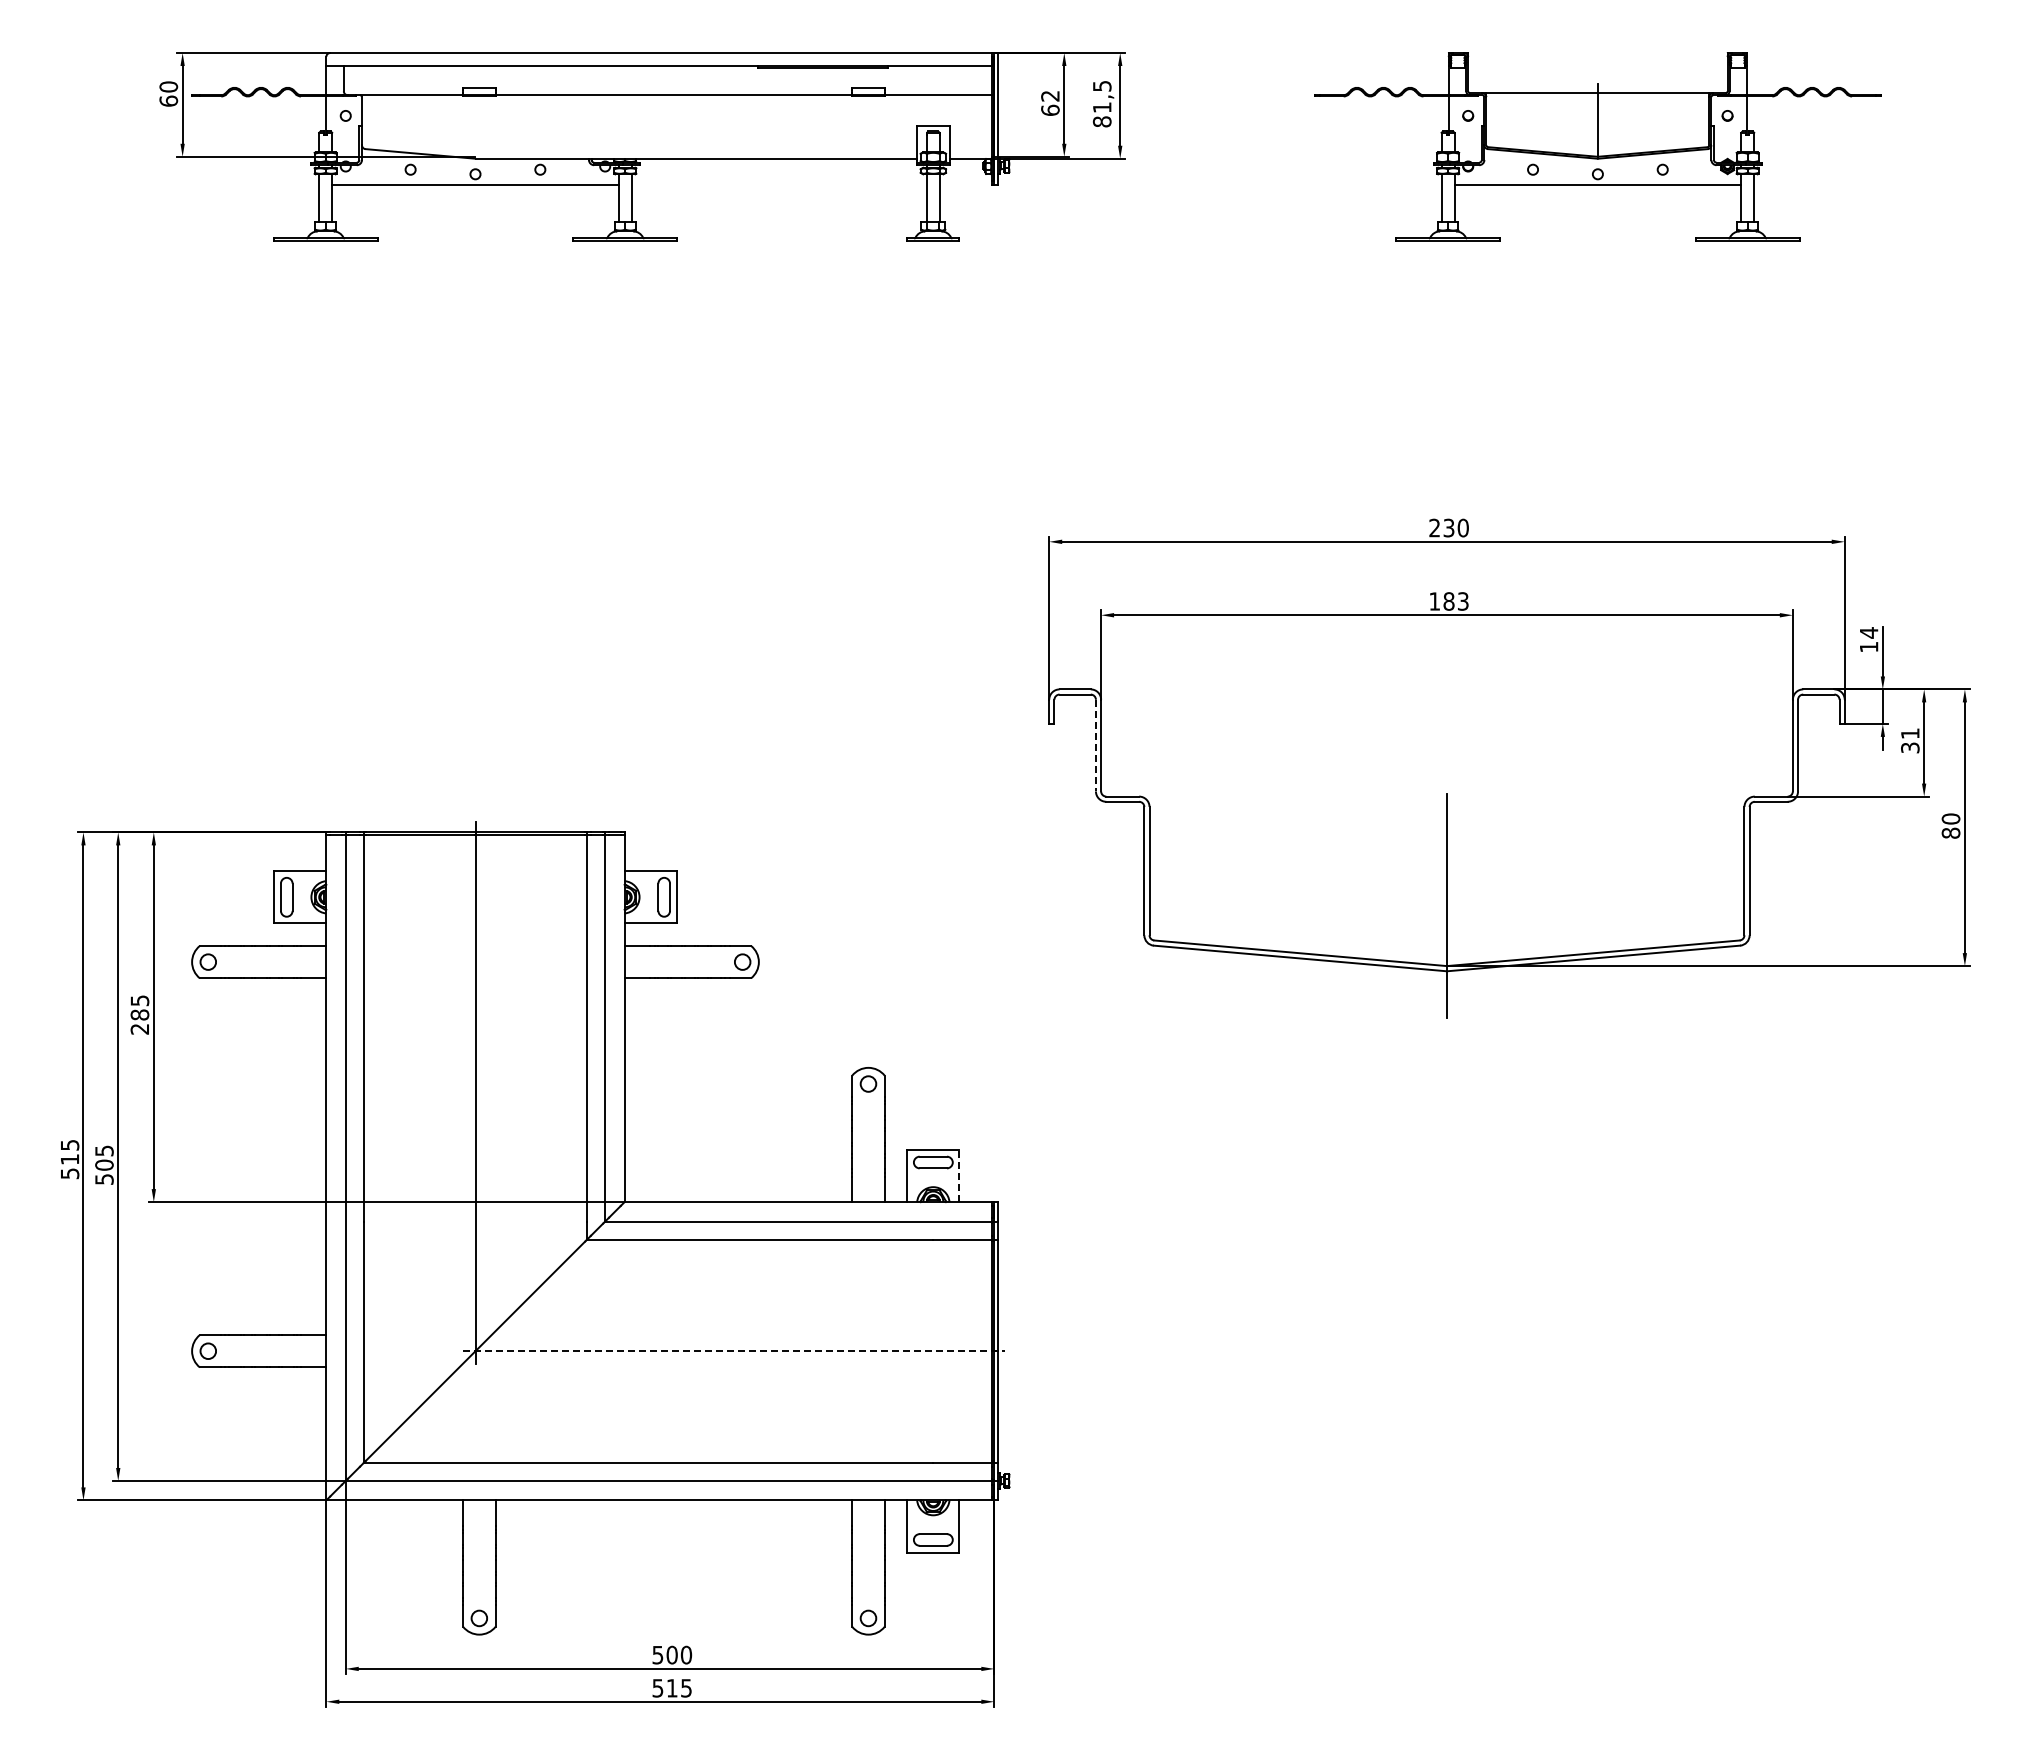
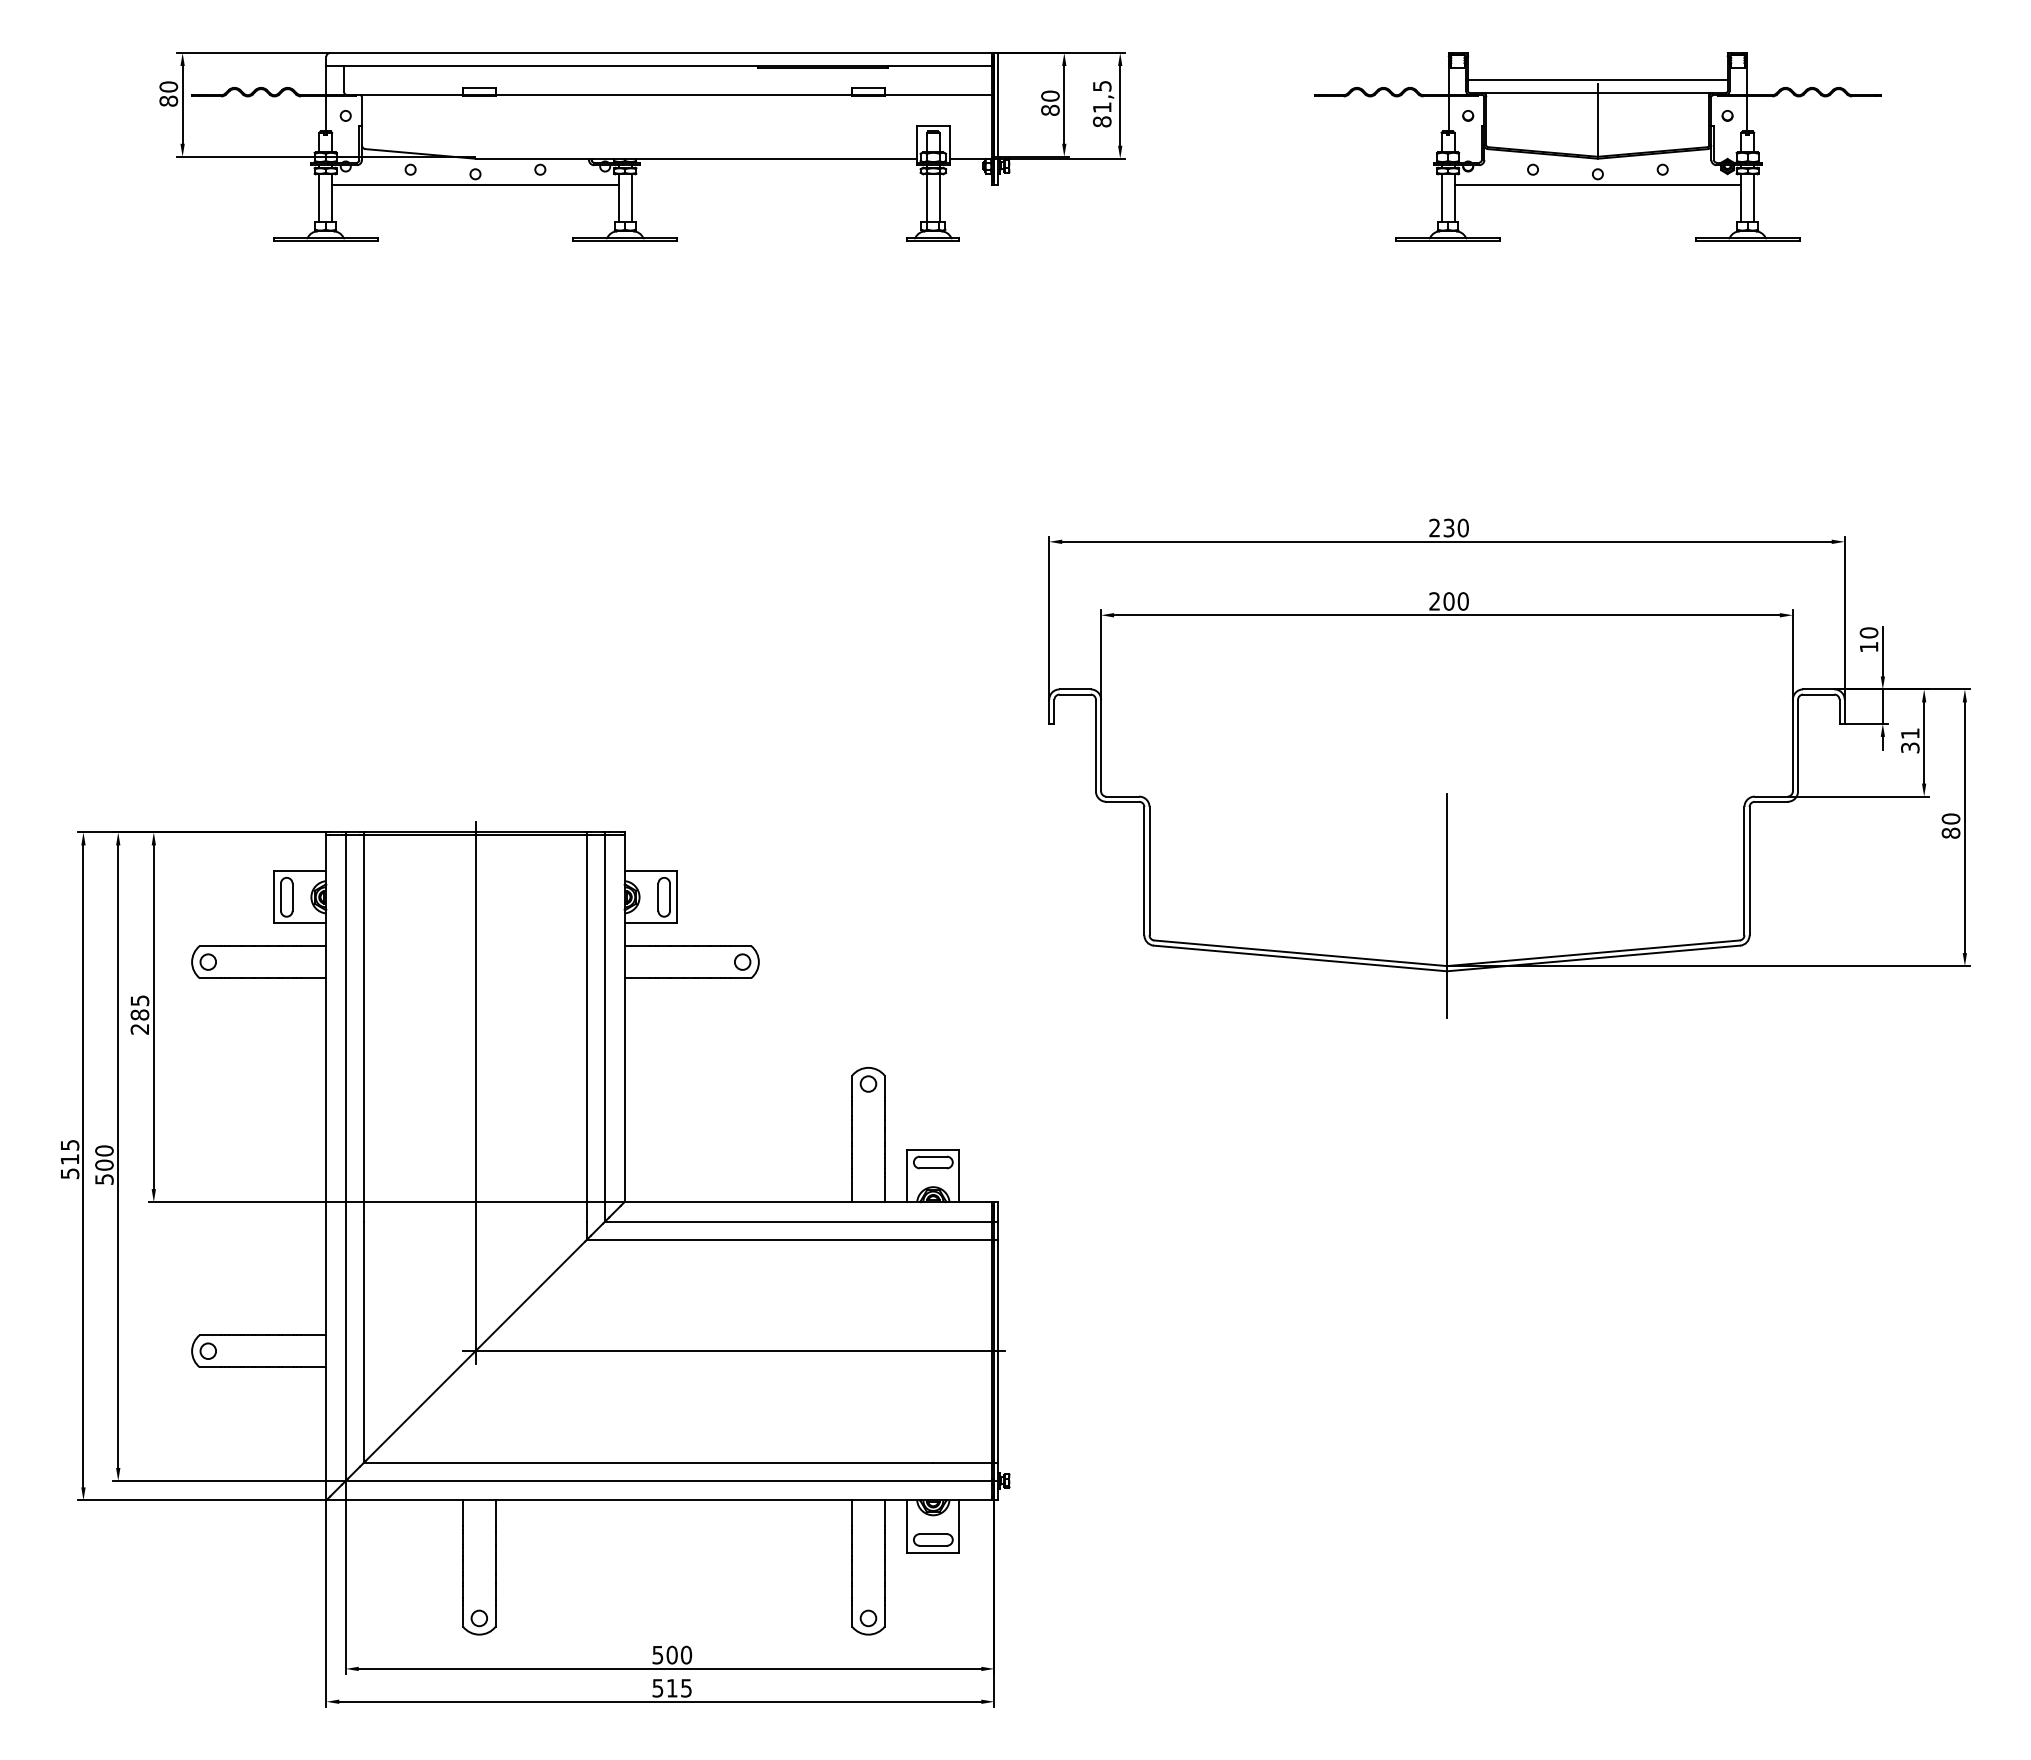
line: none -> present (1597, 80)
text: 60 -> 80 (168, 100)
text: 62 -> 80 (1050, 102)
text: 183 -> 200 (1448, 601)
text: 14 -> 10 (1868, 632)
line: dashed -> solid (1095, 745)
text: 505 -> 500 (104, 1150)
line: dashed -> solid (959, 1175)
line: dashed -> solid (734, 1351)
